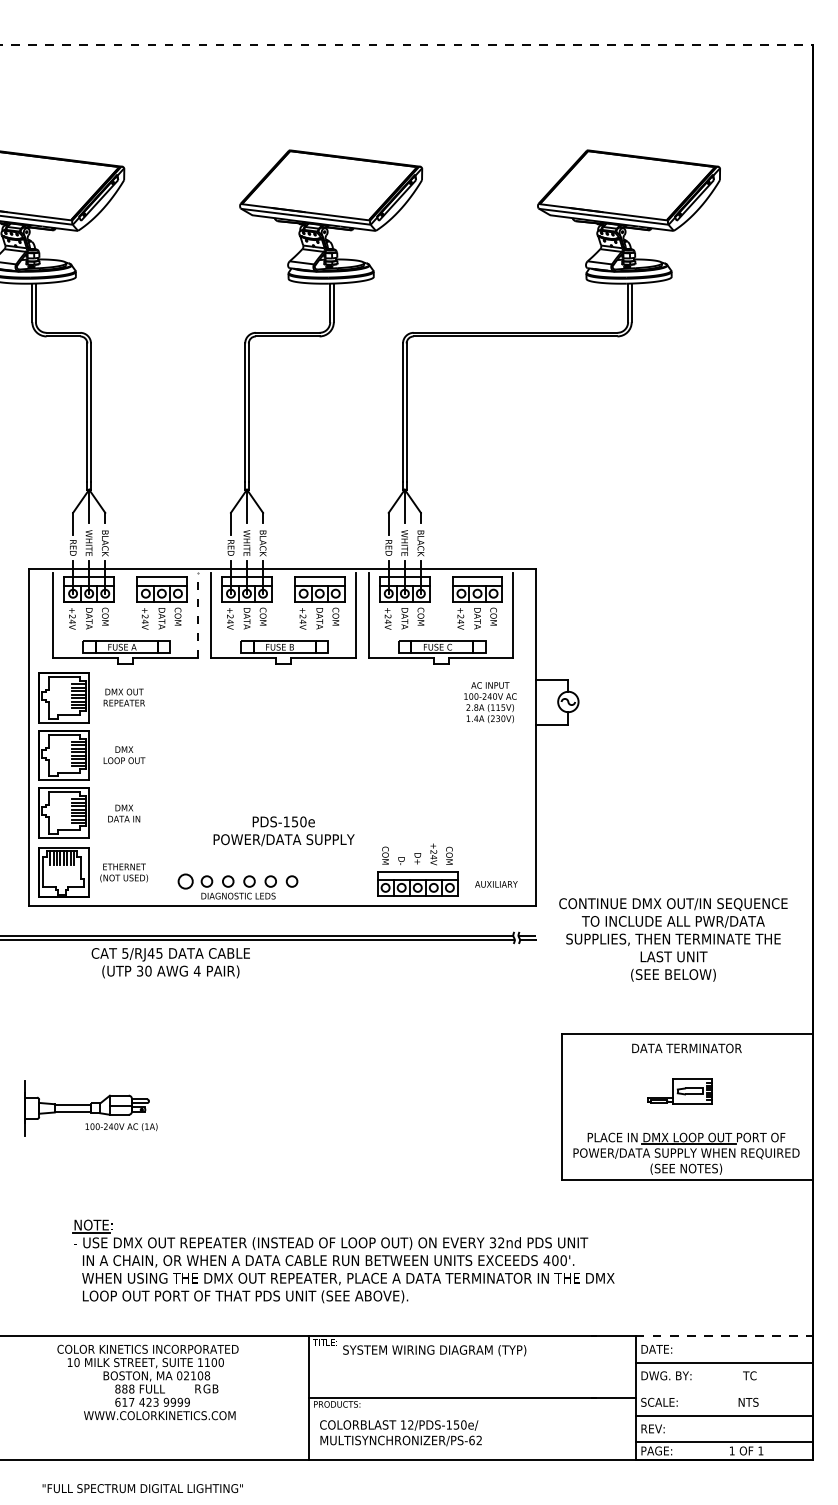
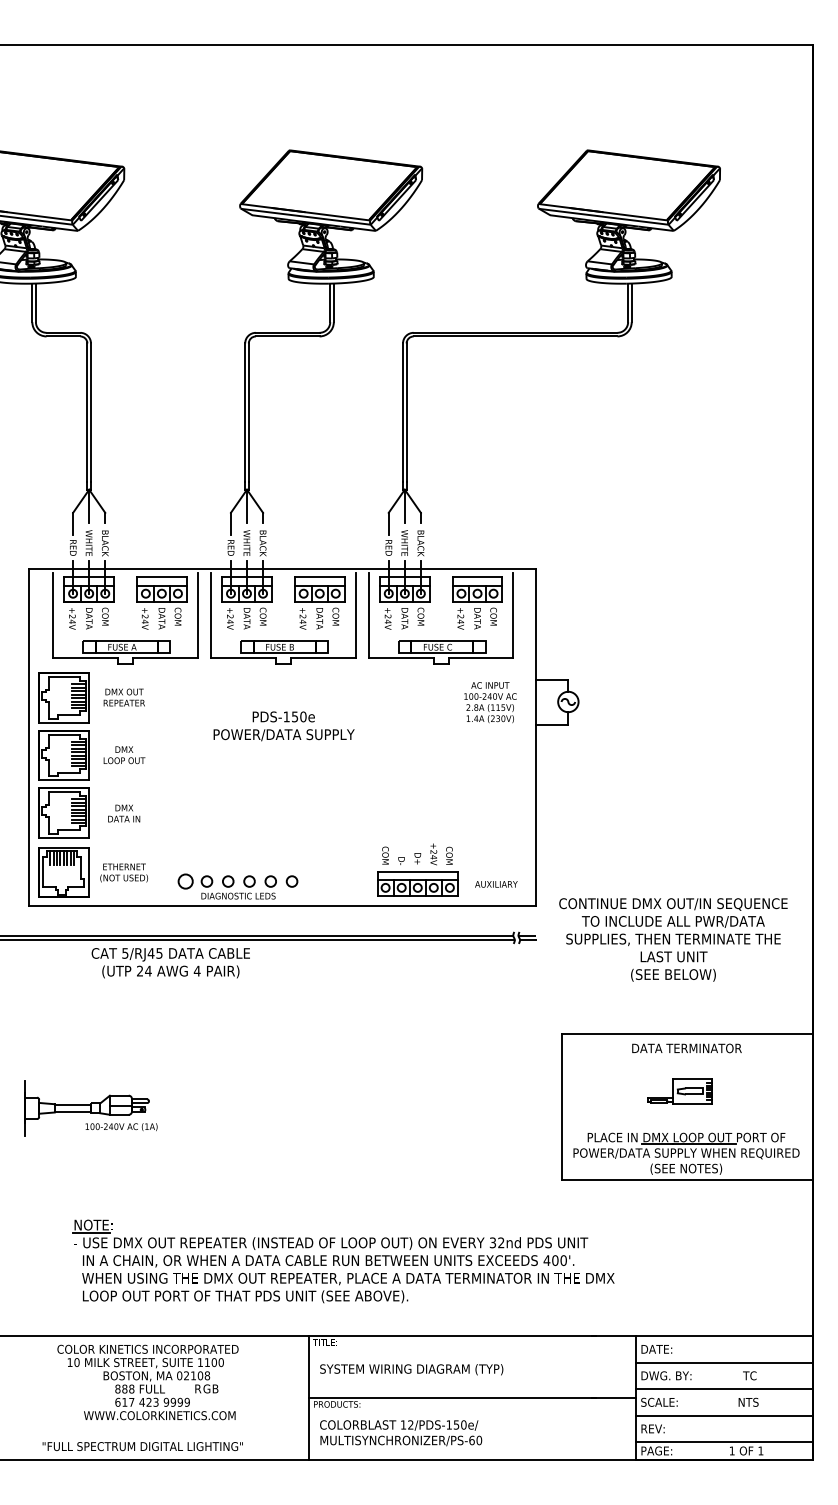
line: dashed -> solid (406, 45)
line: dashed -> solid (197, 615)
text position: (283, 831) -> (283, 726) (283, 726)
text: 30 -> 24 (144, 970)
line: dashed -> solid (724, 1336)
text position: (434, 1350) -> (411, 1369) (411, 1369)
line: none -> present (723, 1389)
text: MULTISYNCHRONIZER/PS-62 -> MULTISYNCHRONIZER/PS-60 (479, 1440)
text position: (142, 1488) -> (142, 1446) (142, 1446)
